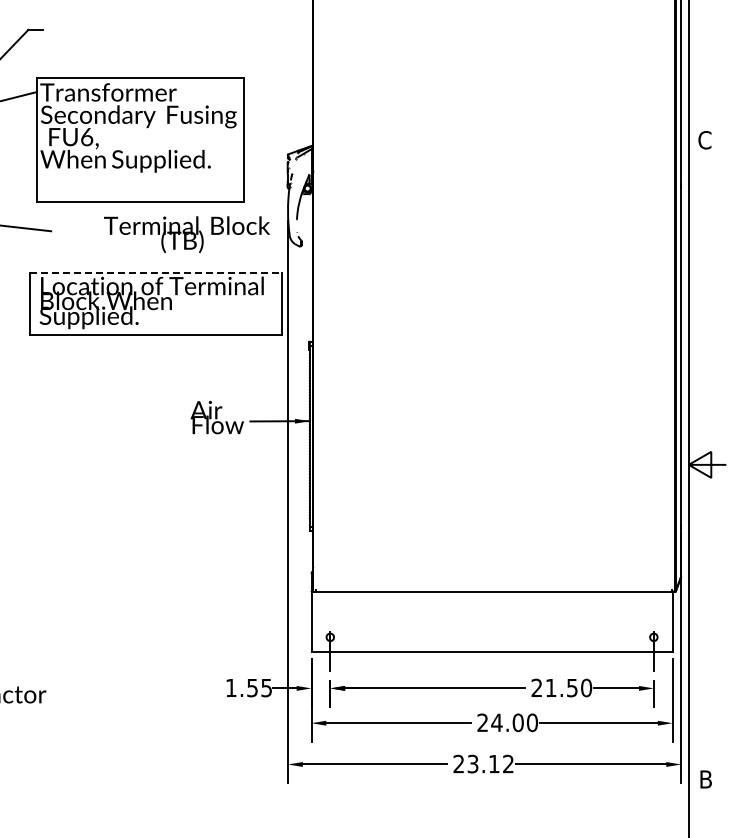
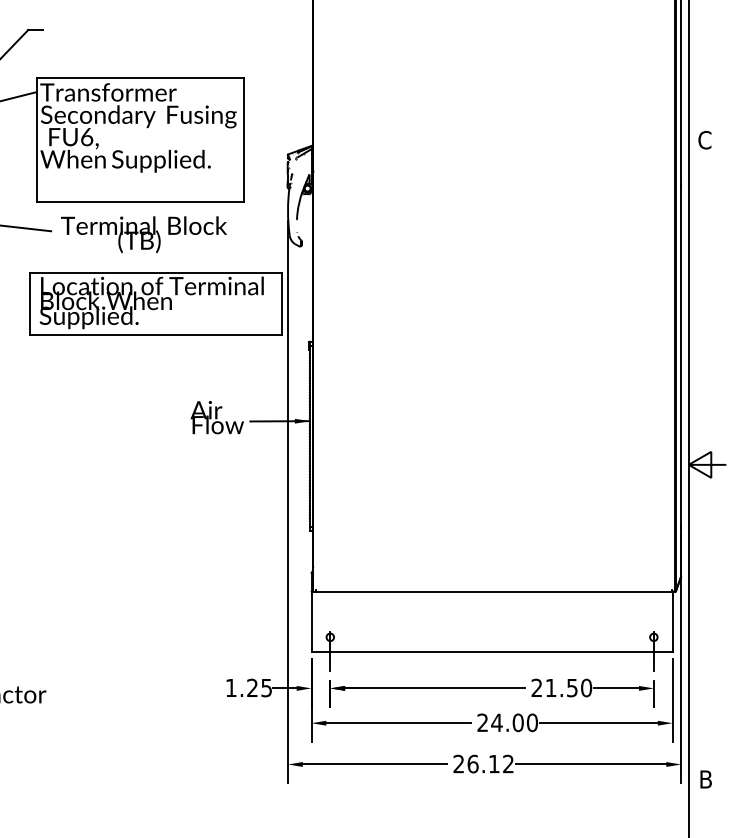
text position: (186, 234) -> (143, 234) (143, 234)
line: dashed -> solid (156, 273)
text: 1.55 -> 1.25 (252, 687)
text: 23.12 -> 26.12 (472, 763)
